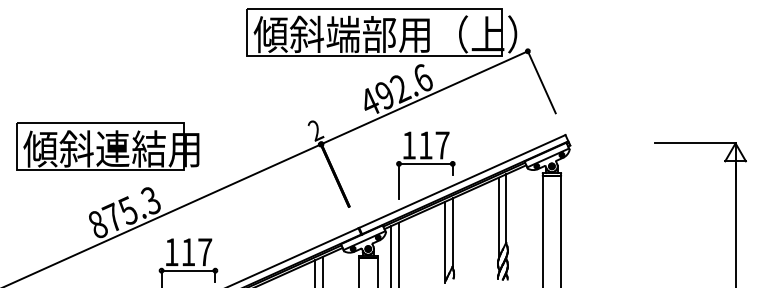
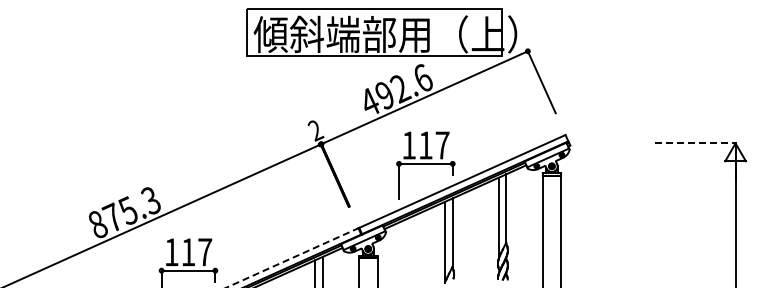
line: solid -> dashed (696, 143)
part: present -> none (107, 146)
line: present -> none (399, 253)
line: present -> none (391, 255)
line: solid -> dashed (292, 257)
